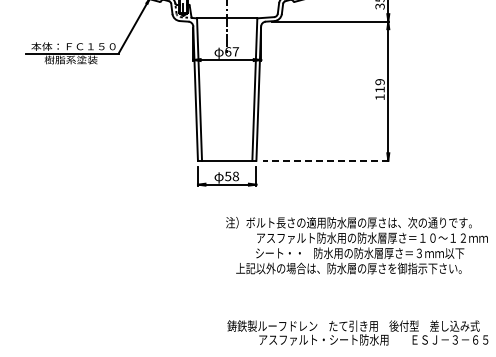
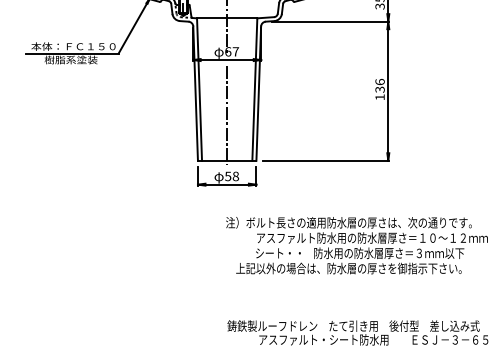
text: 119 -> 136 (379, 85)
line: none -> present (227, 114)
line: dashed -> solid (325, 160)
